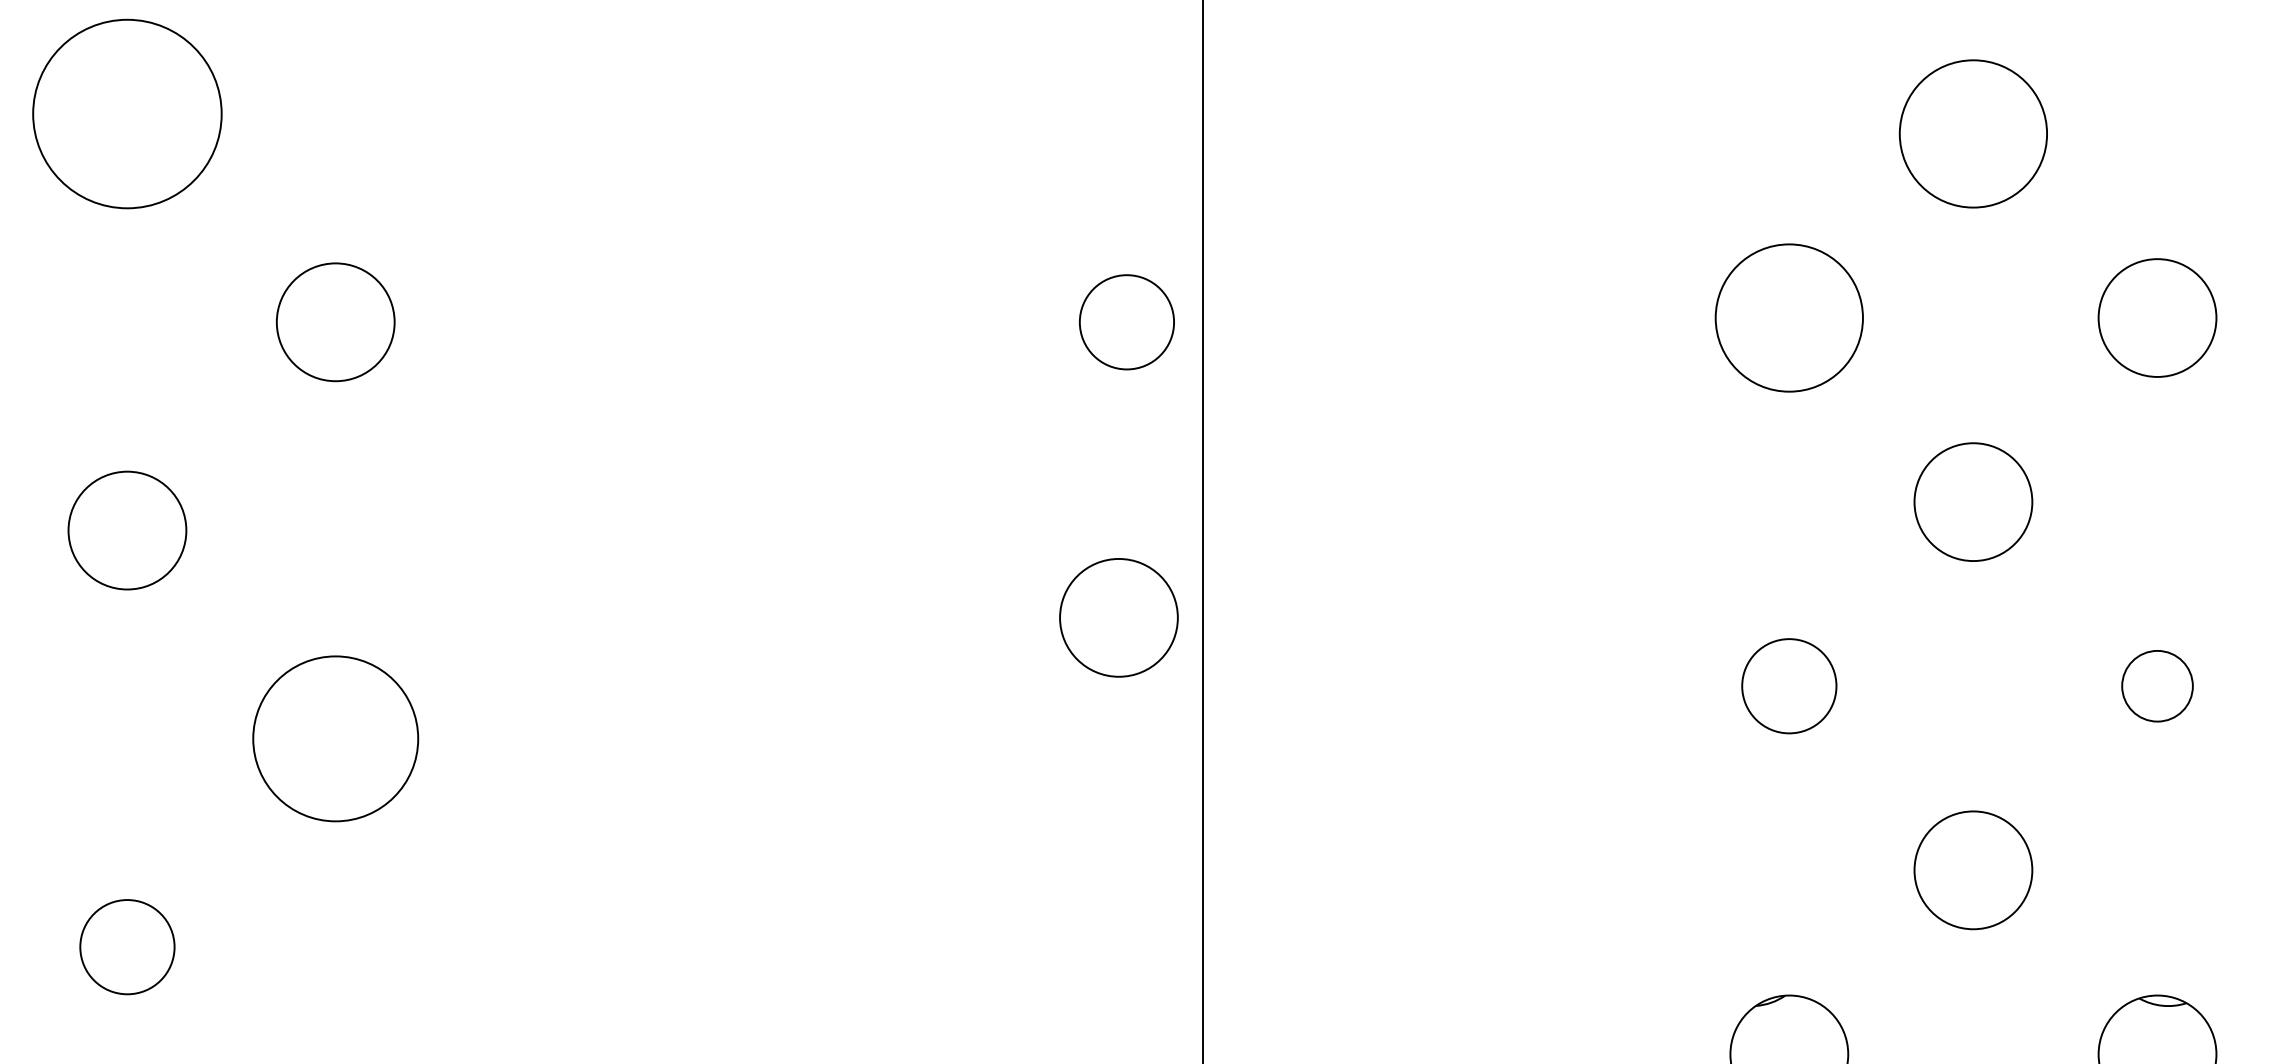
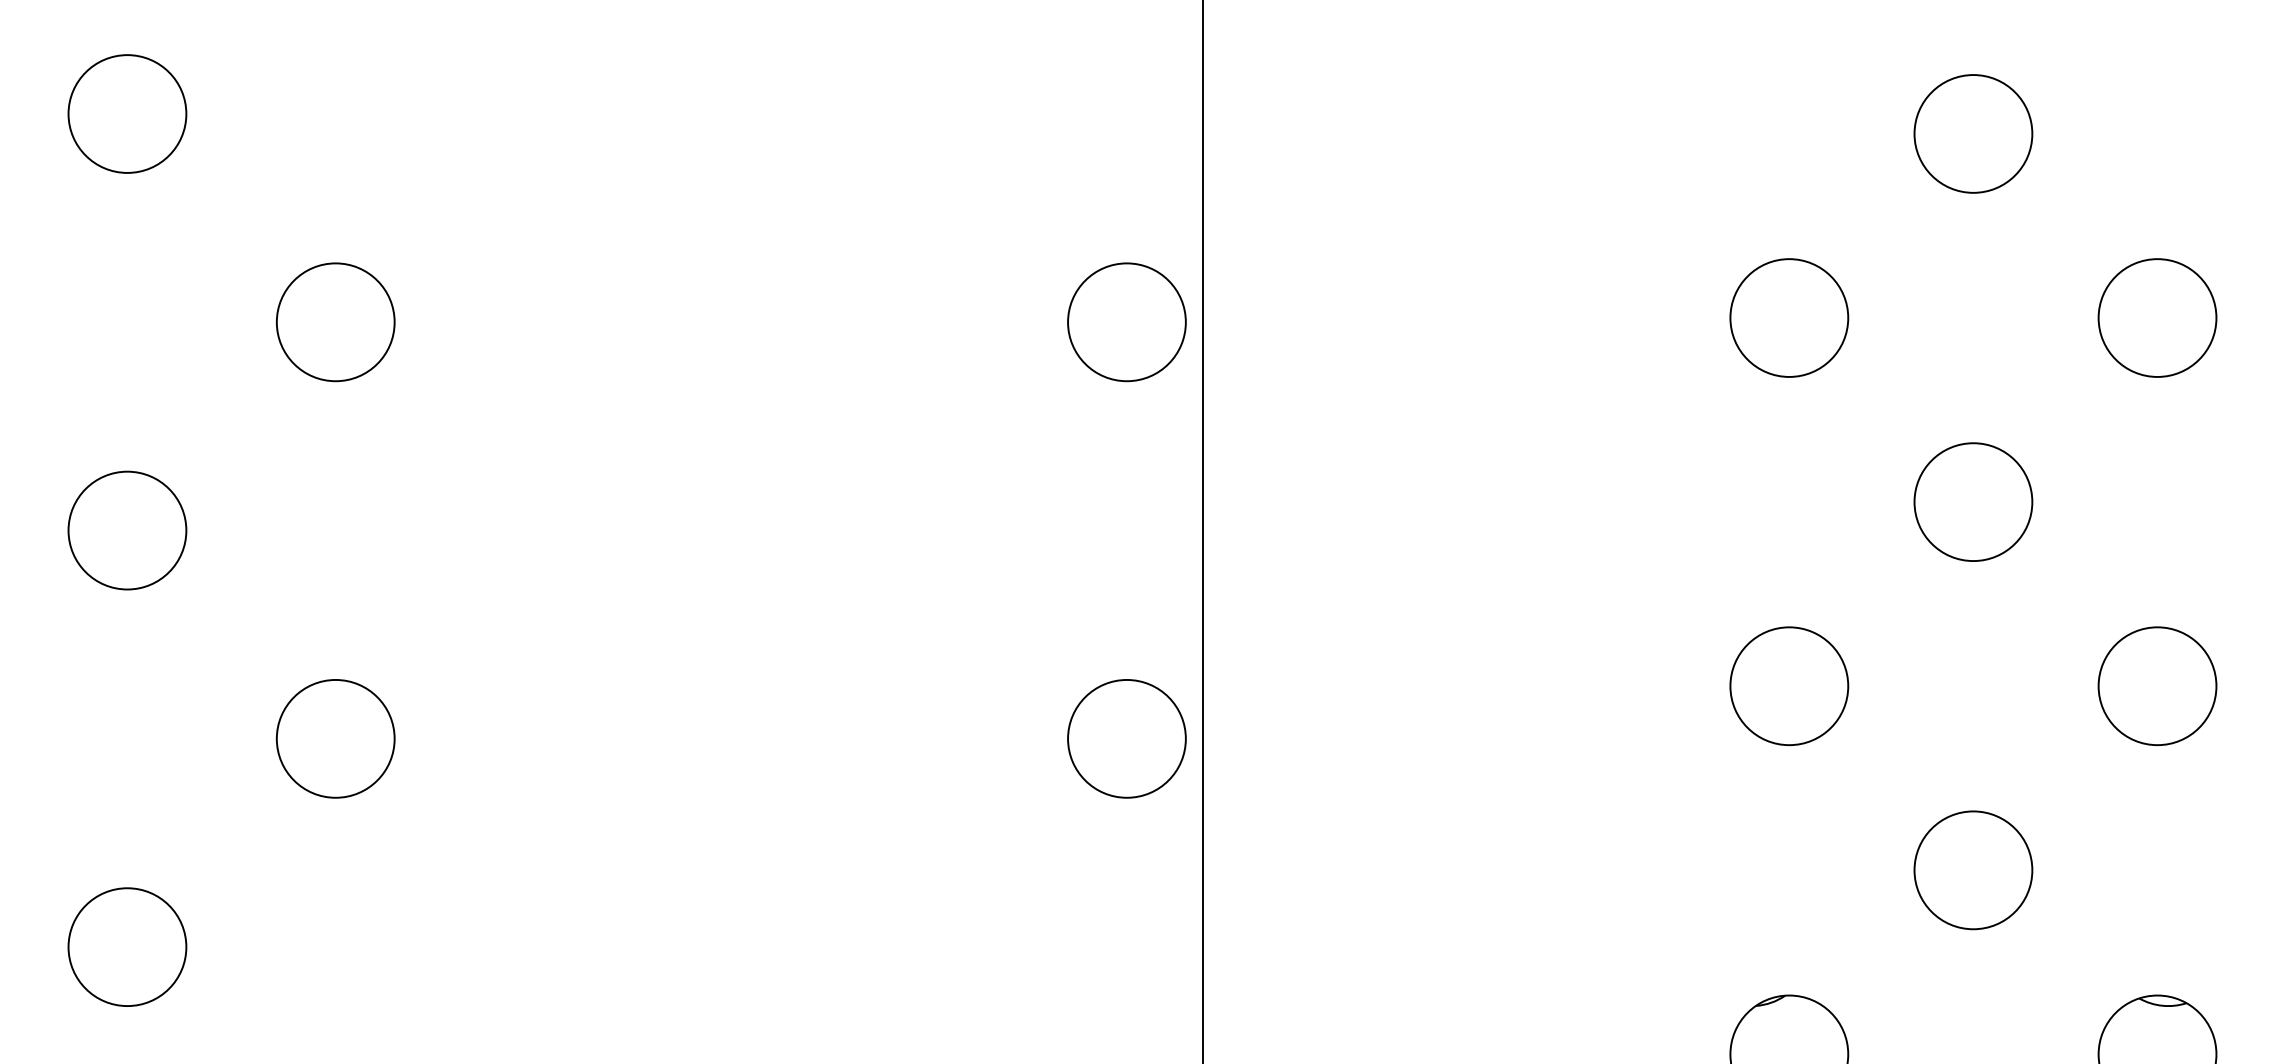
circle size: 191x192 px -> 121x120 px (127, 113)
circle diameter: 147 px -> 118 px (1973, 133)
circle diameter: 147 px -> 118 px (1789, 317)
circle diameter: 94 px -> 118 px (1126, 322)
circle position: (1118, 617) -> (1126, 738) (1126, 738)
circle diameter: 71 px -> 118 px (2157, 686)
circle diameter: 94 px -> 118 px (1789, 686)
circle diameter: 165 px -> 118 px (335, 738)
circle diameter: 94 px -> 118 px (127, 947)
